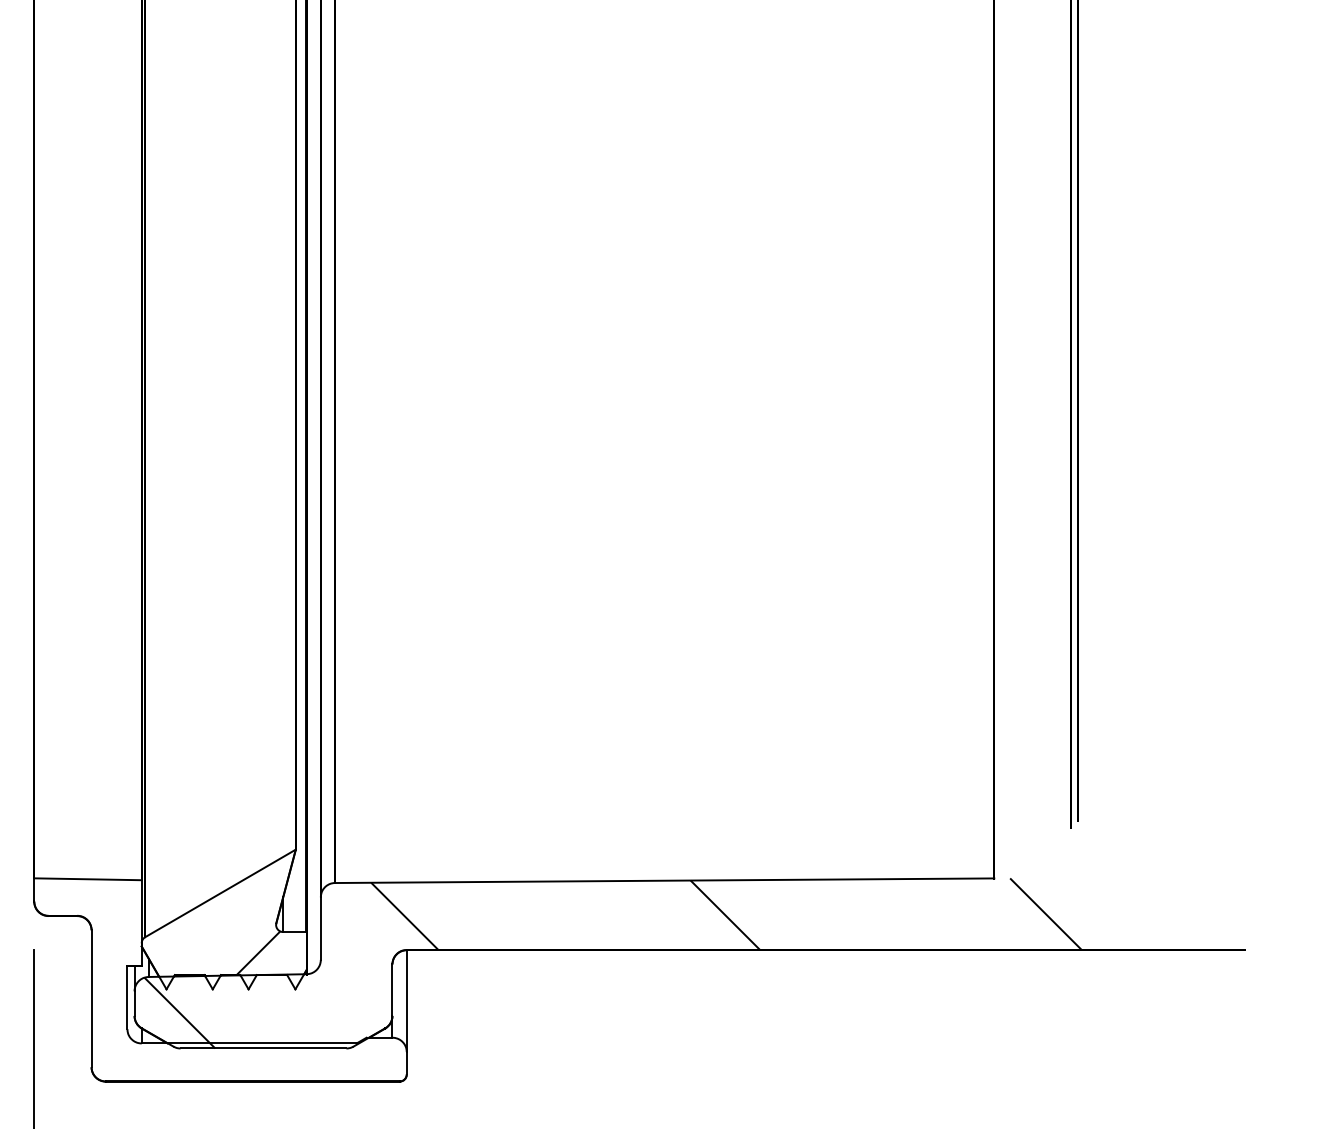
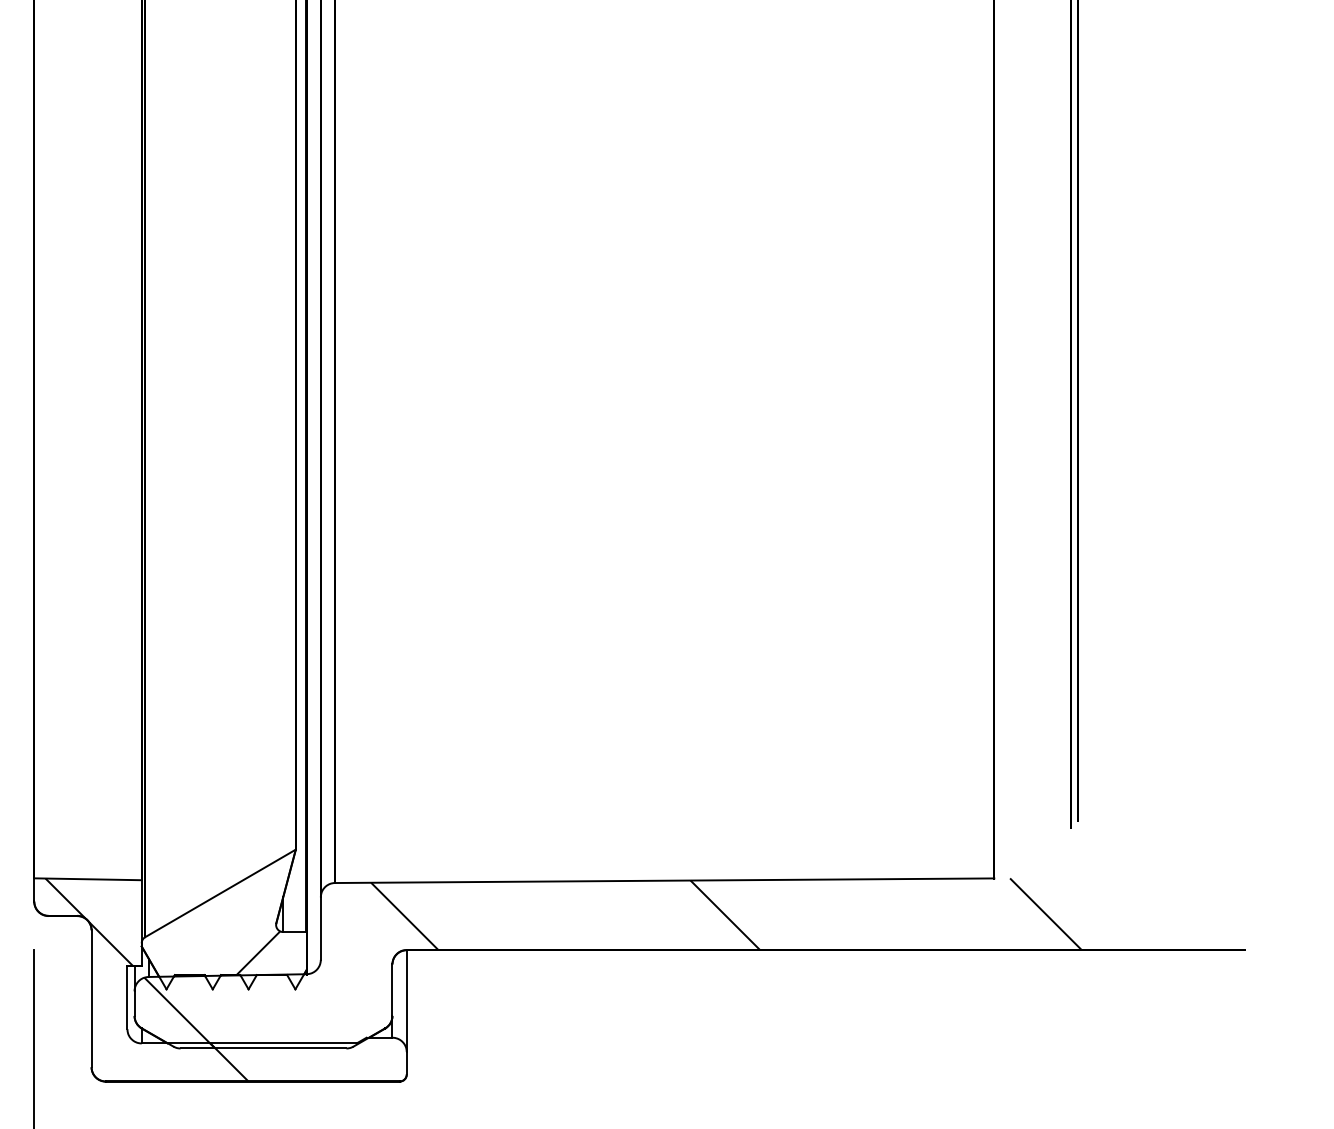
hatch: none -> present (146, 979)
